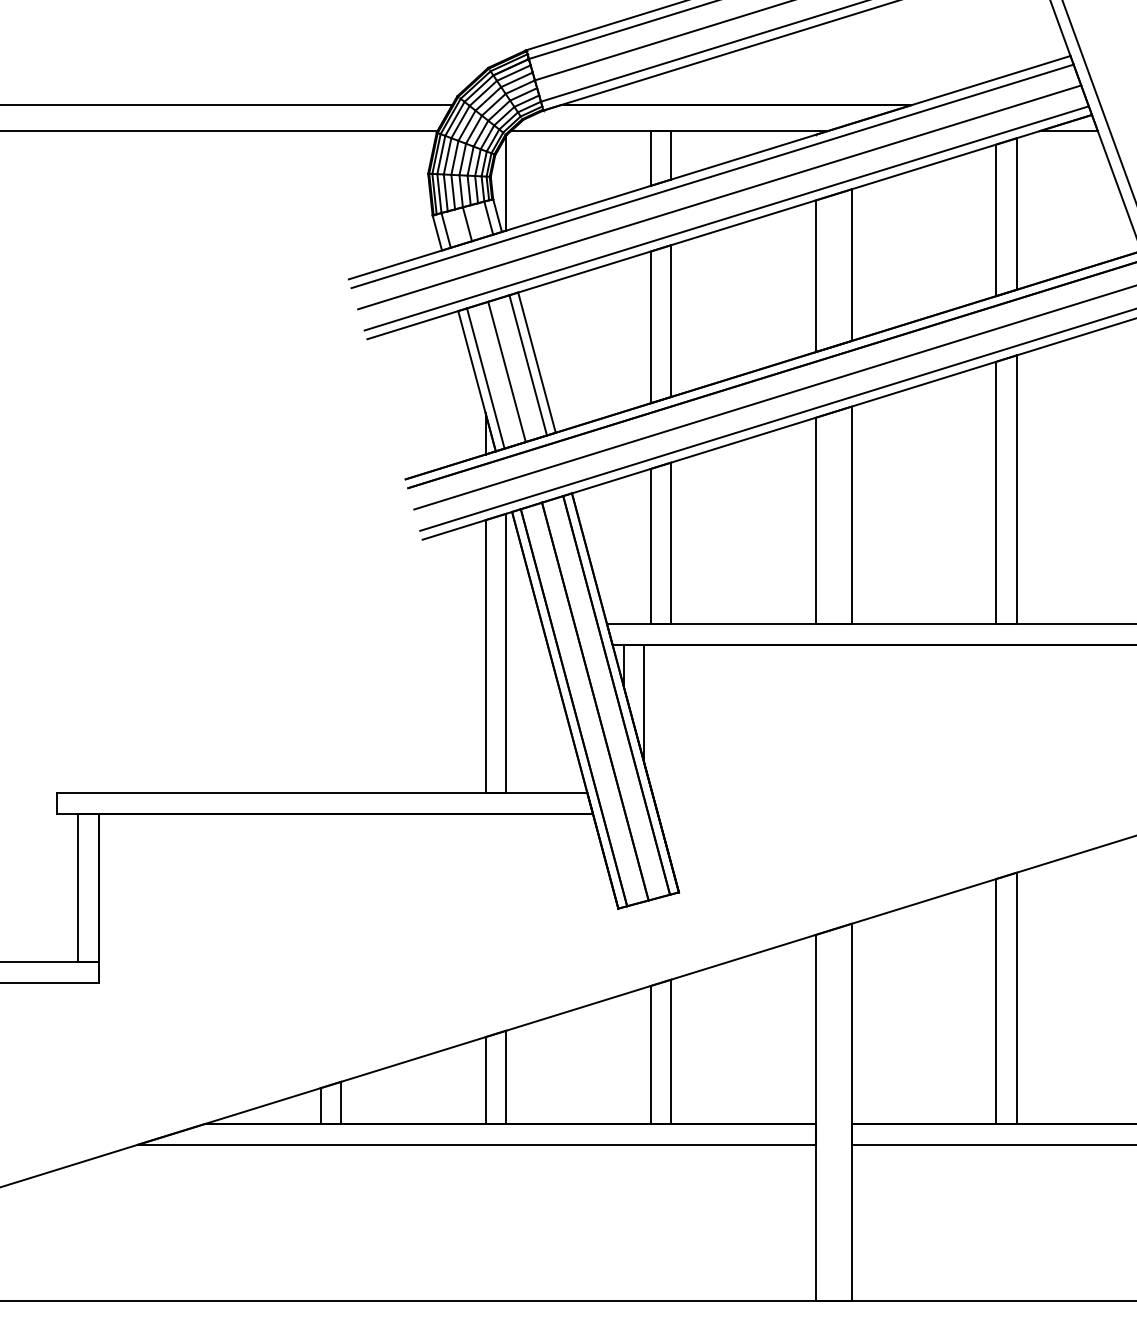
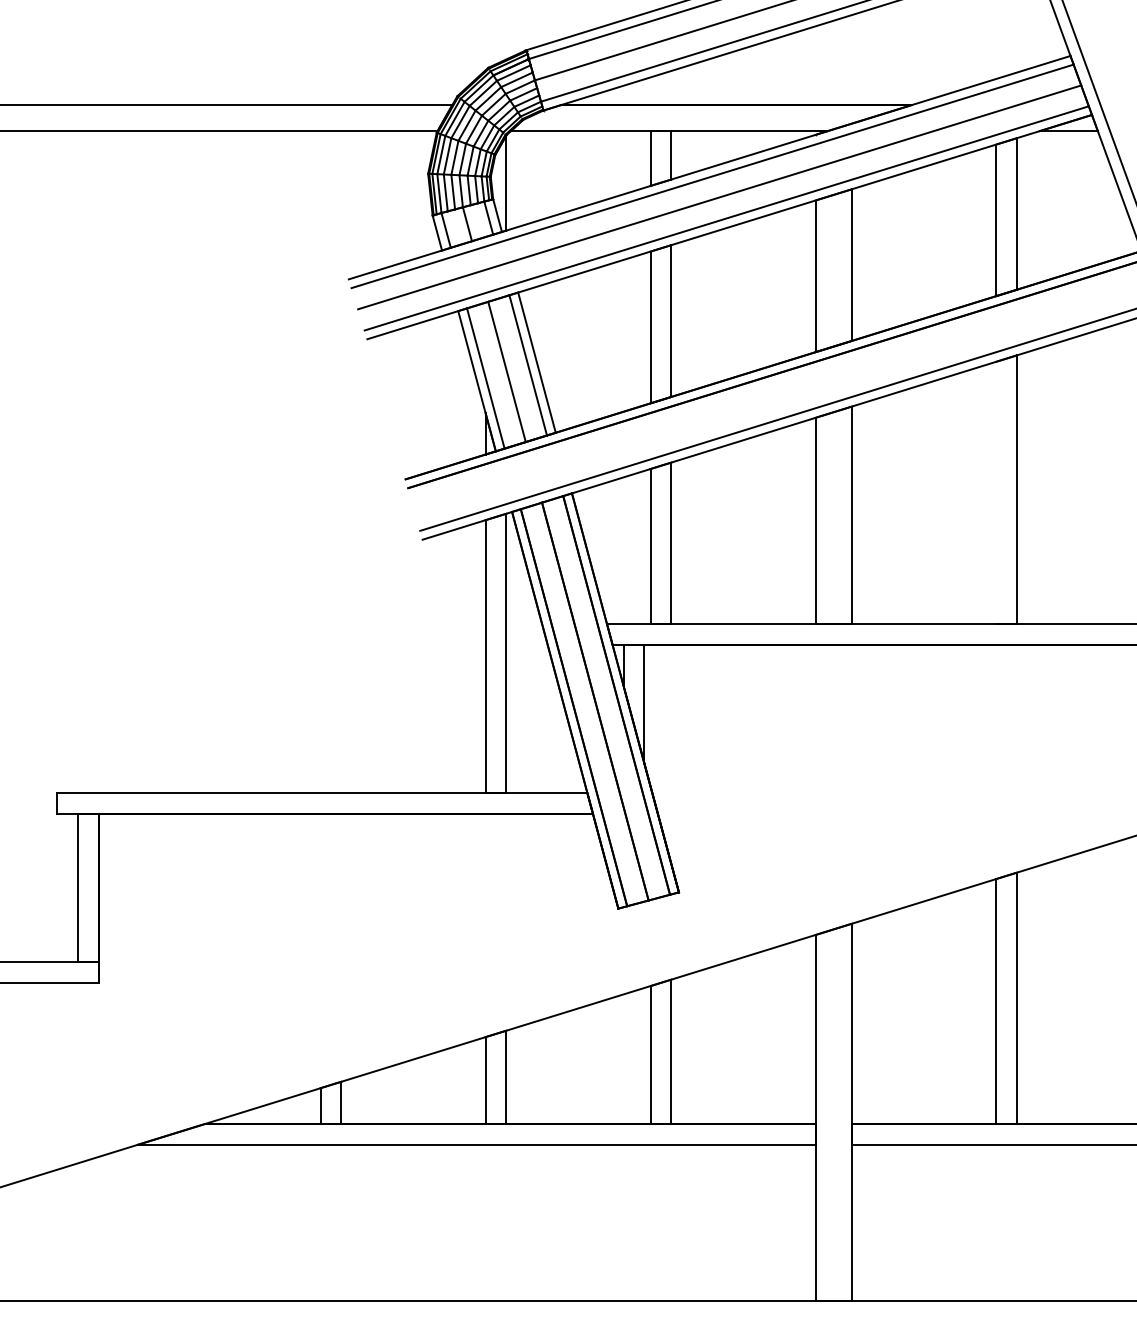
line: present -> none (773, 397)
line: present -> none (996, 492)
